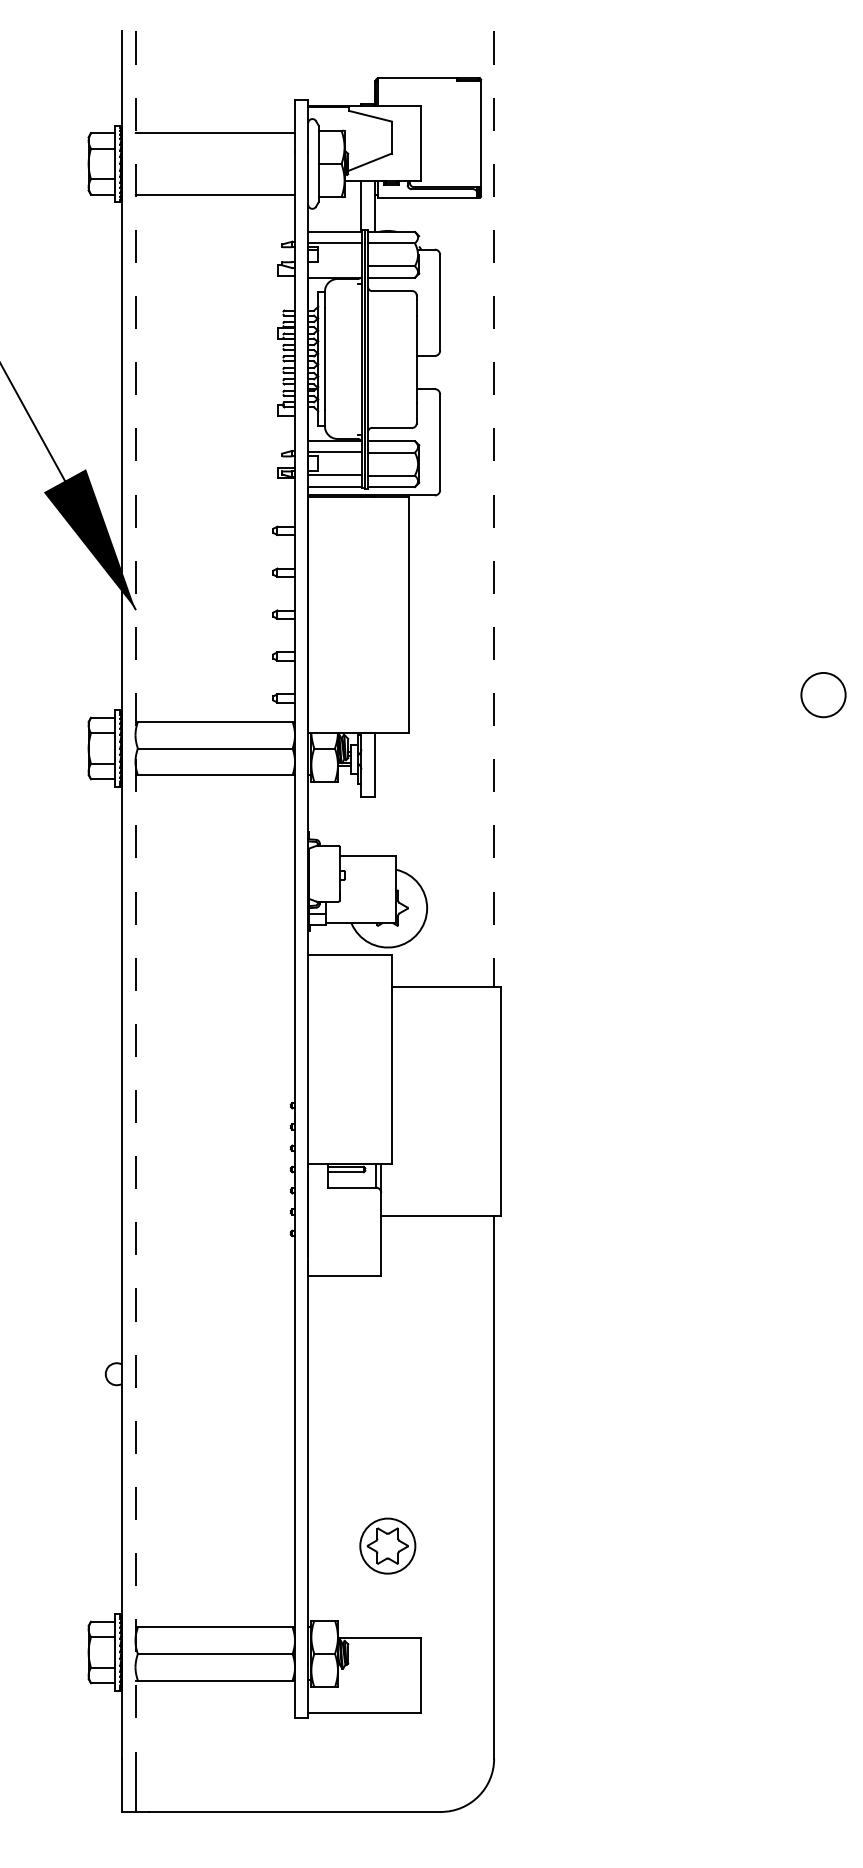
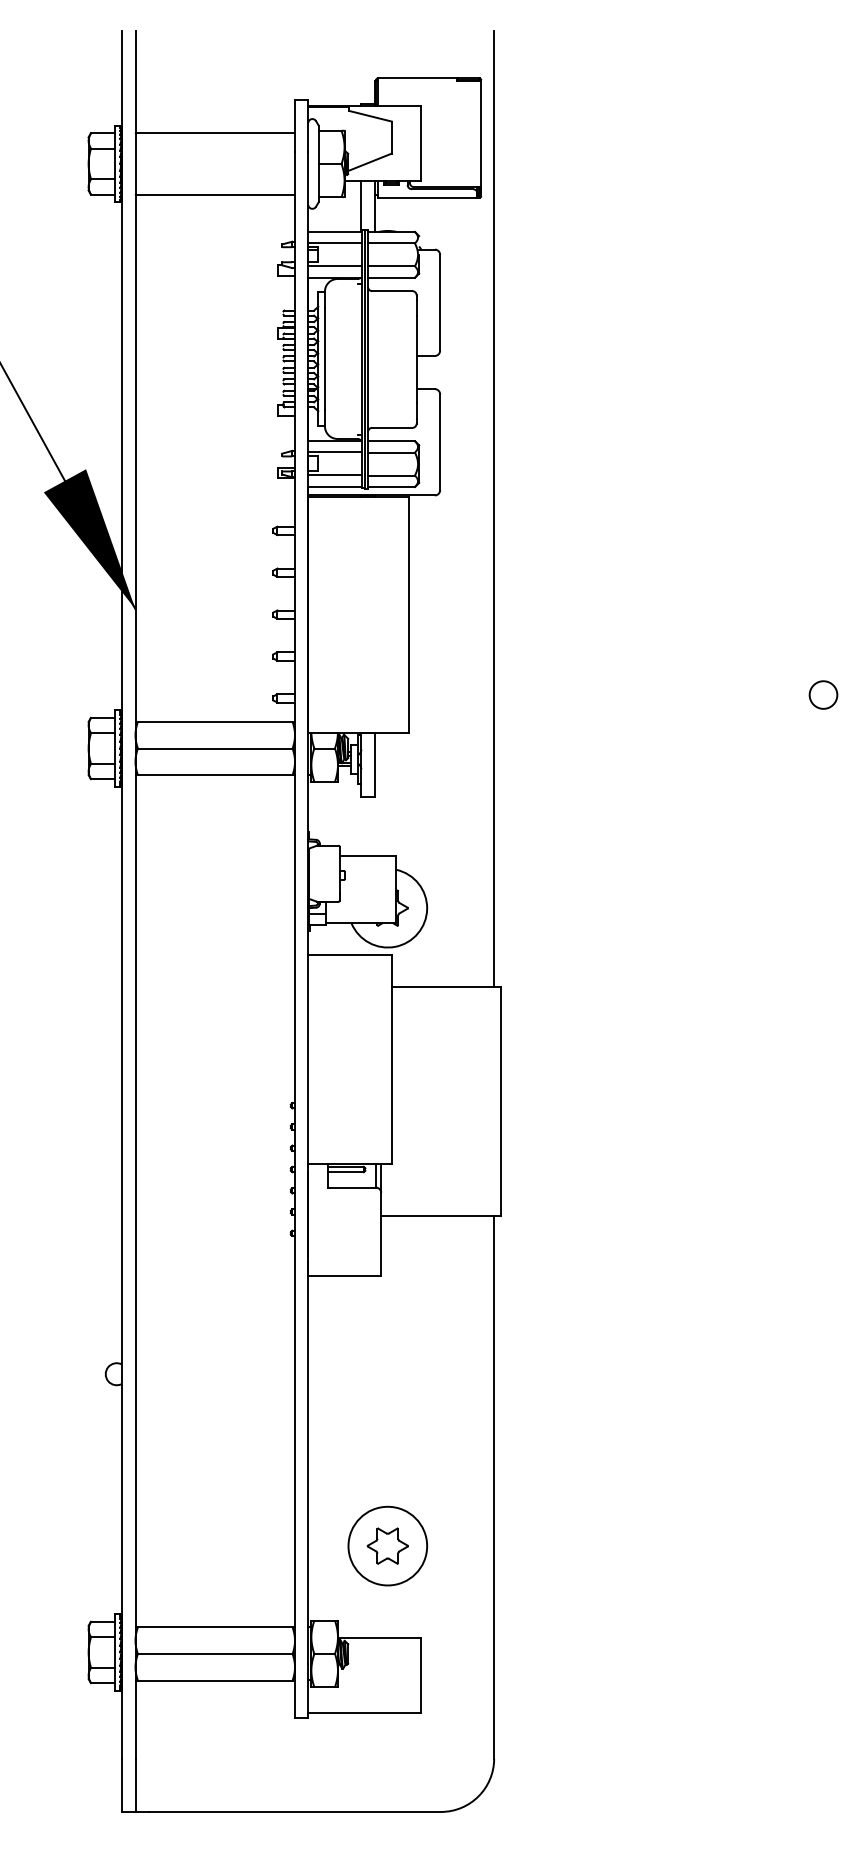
line: none -> present (334, 265)
line: dashed -> solid (494, 509)
circle size: 47x47 px -> 31x30 px (823, 694)
line: dashed -> solid (135, 895)
circle diameter: 55 px -> 79 px (387, 1545)
